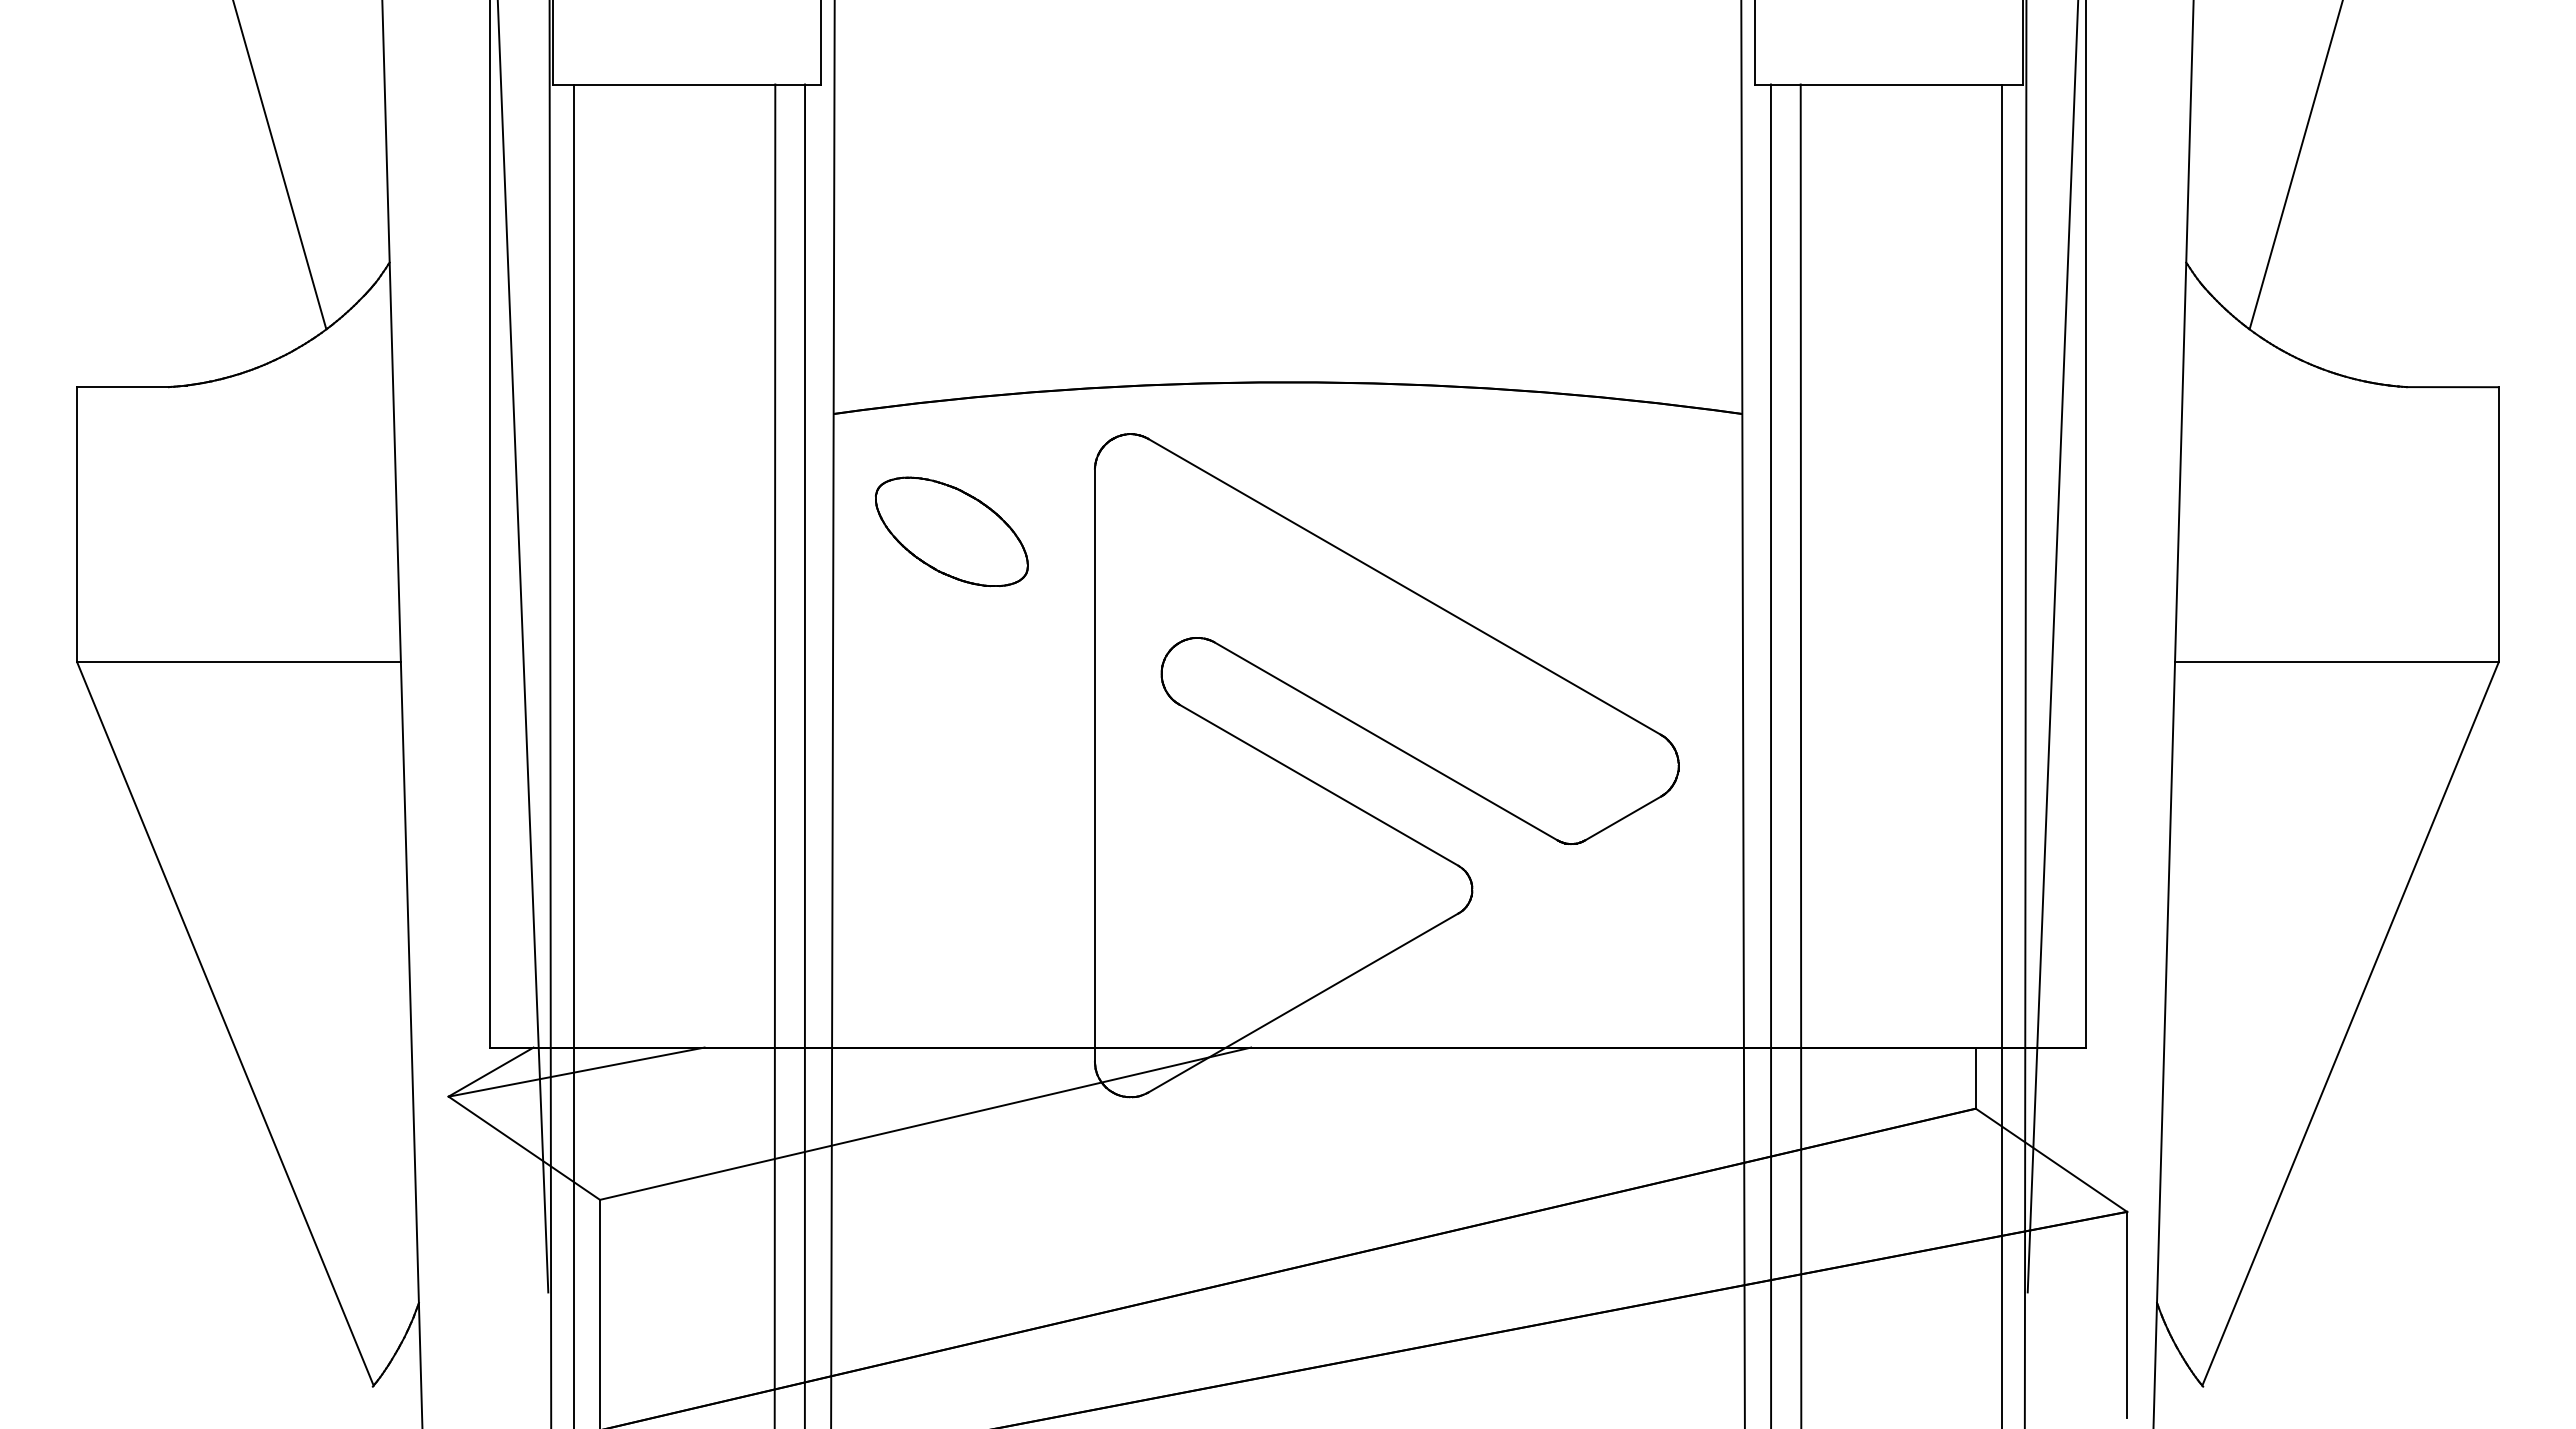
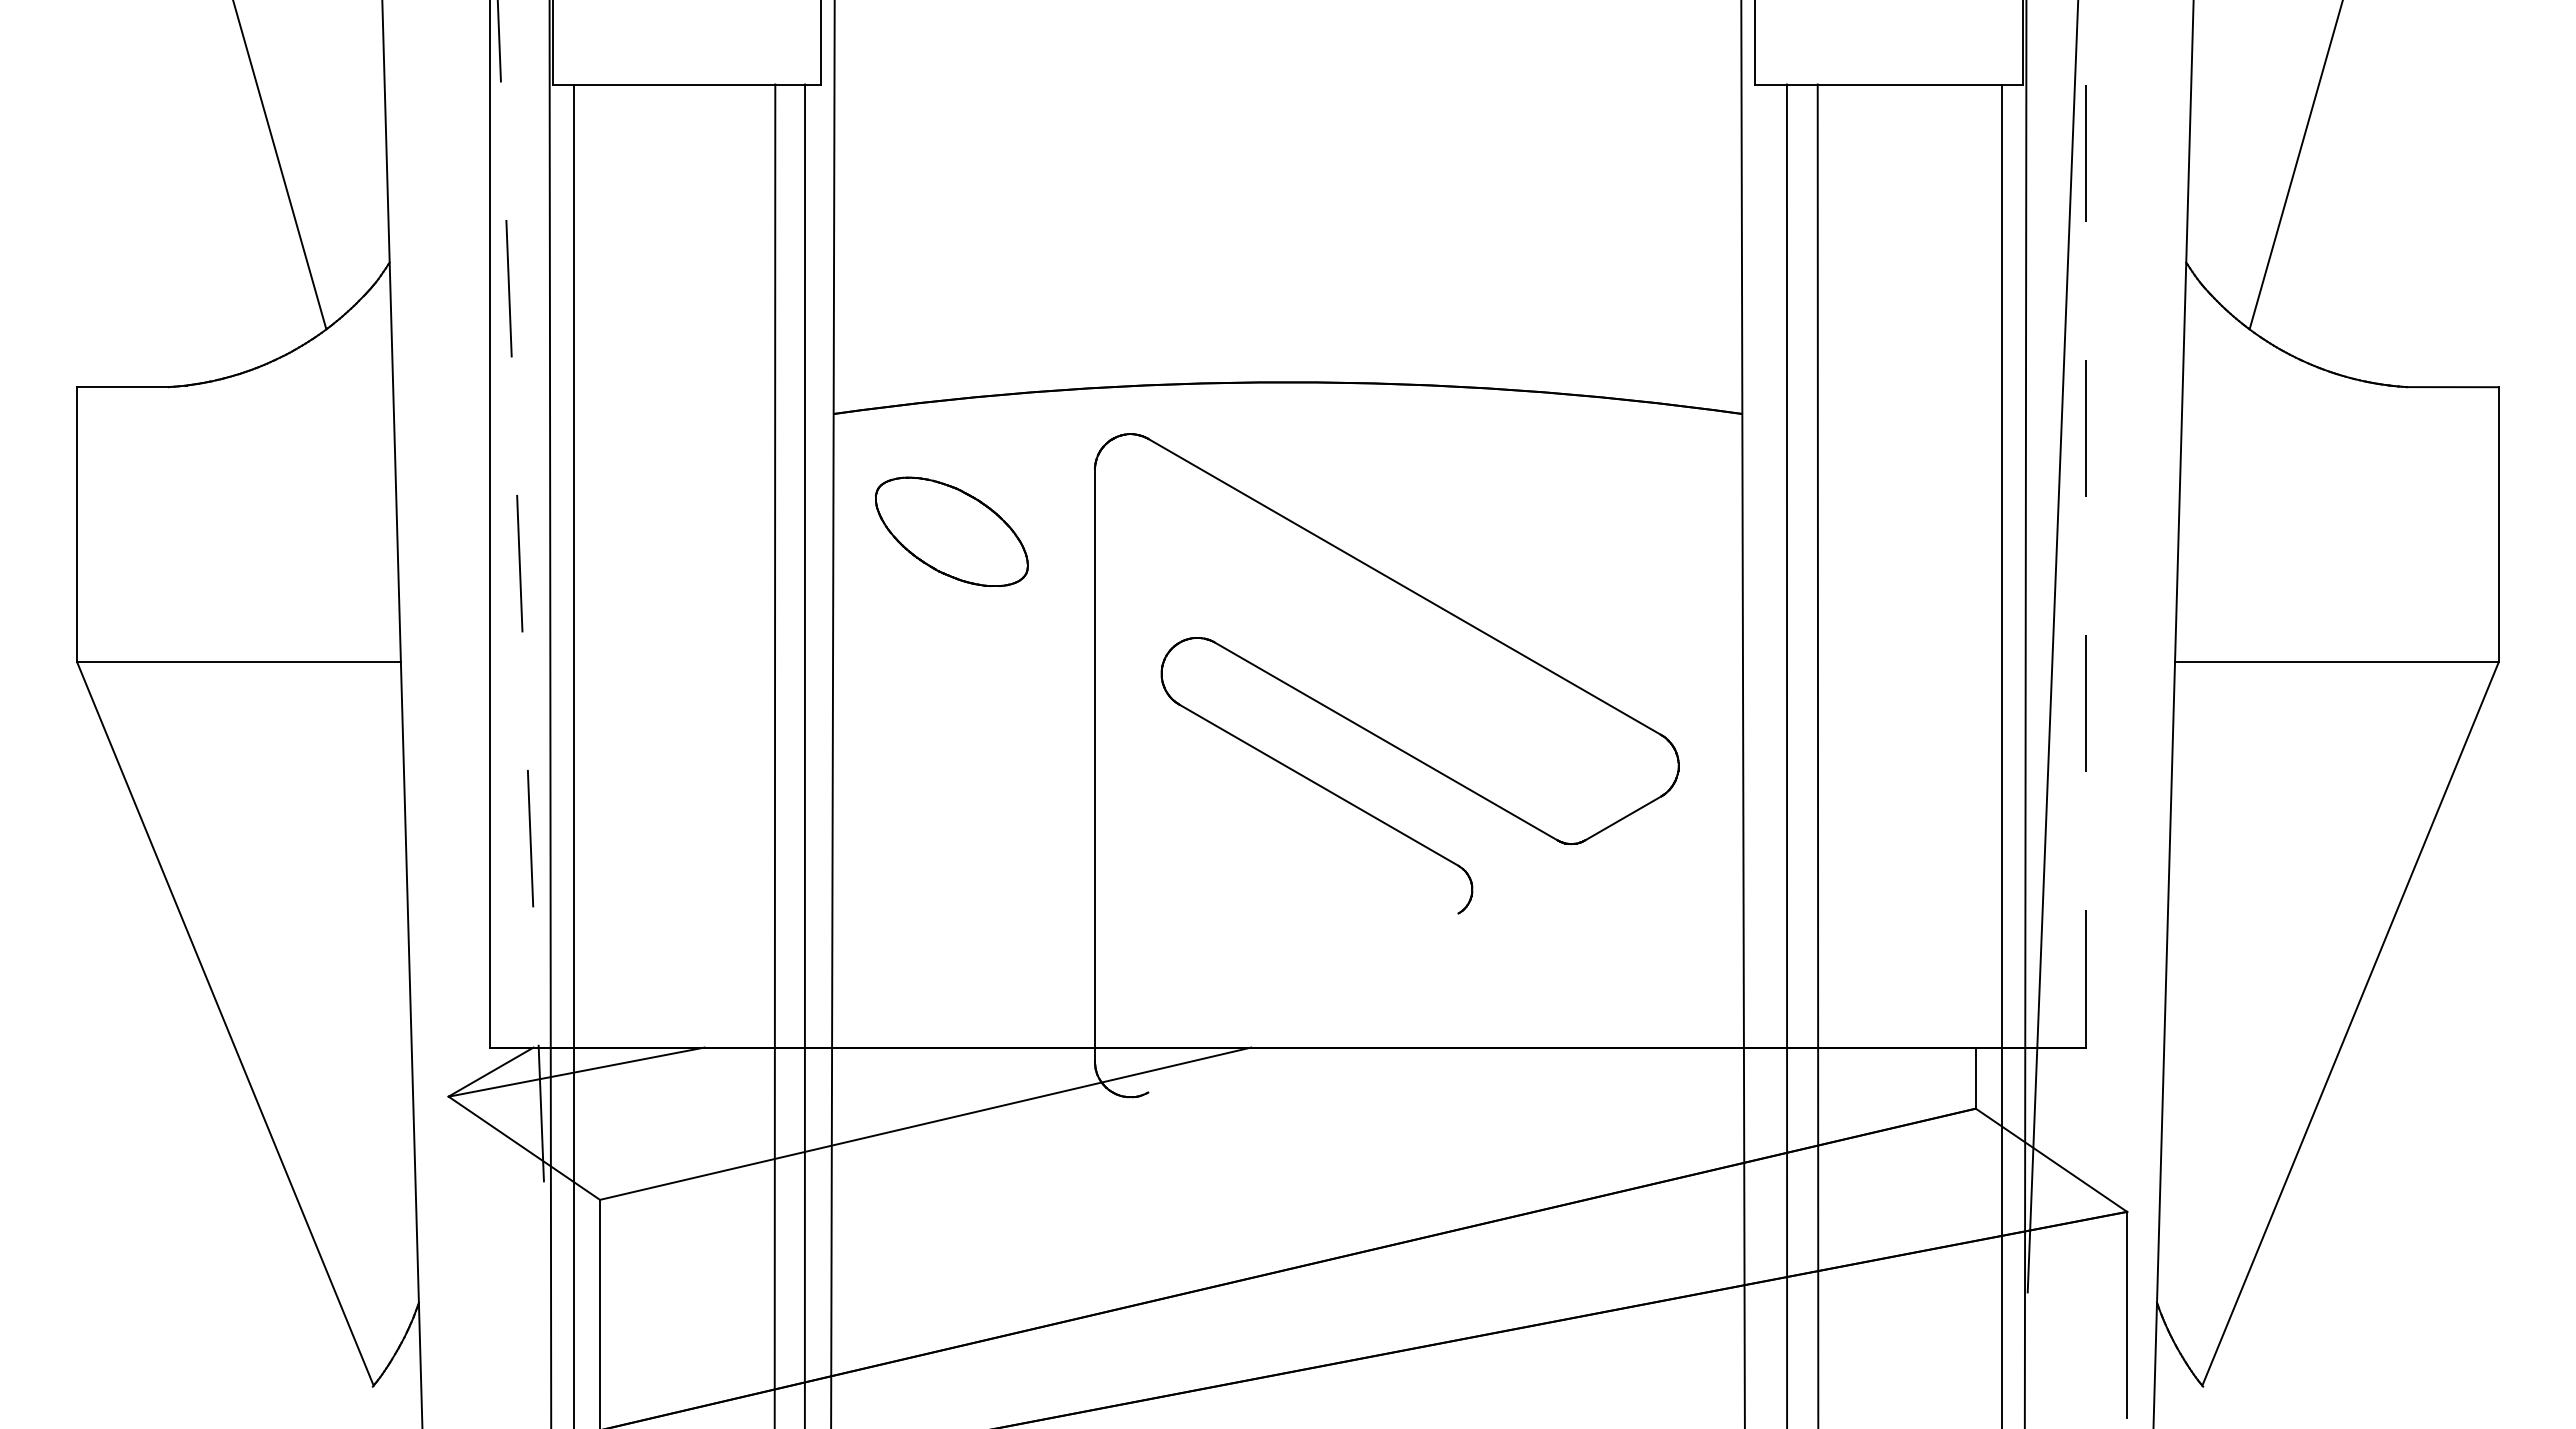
line: solid -> dashed (2085, 523)
line: solid -> dashed (523, 646)
line position: (1770, 754) -> (1786, 754) (1786, 754)
line position: (1800, 754) -> (1817, 754) (1817, 754)
line: present -> none (1303, 1002)
